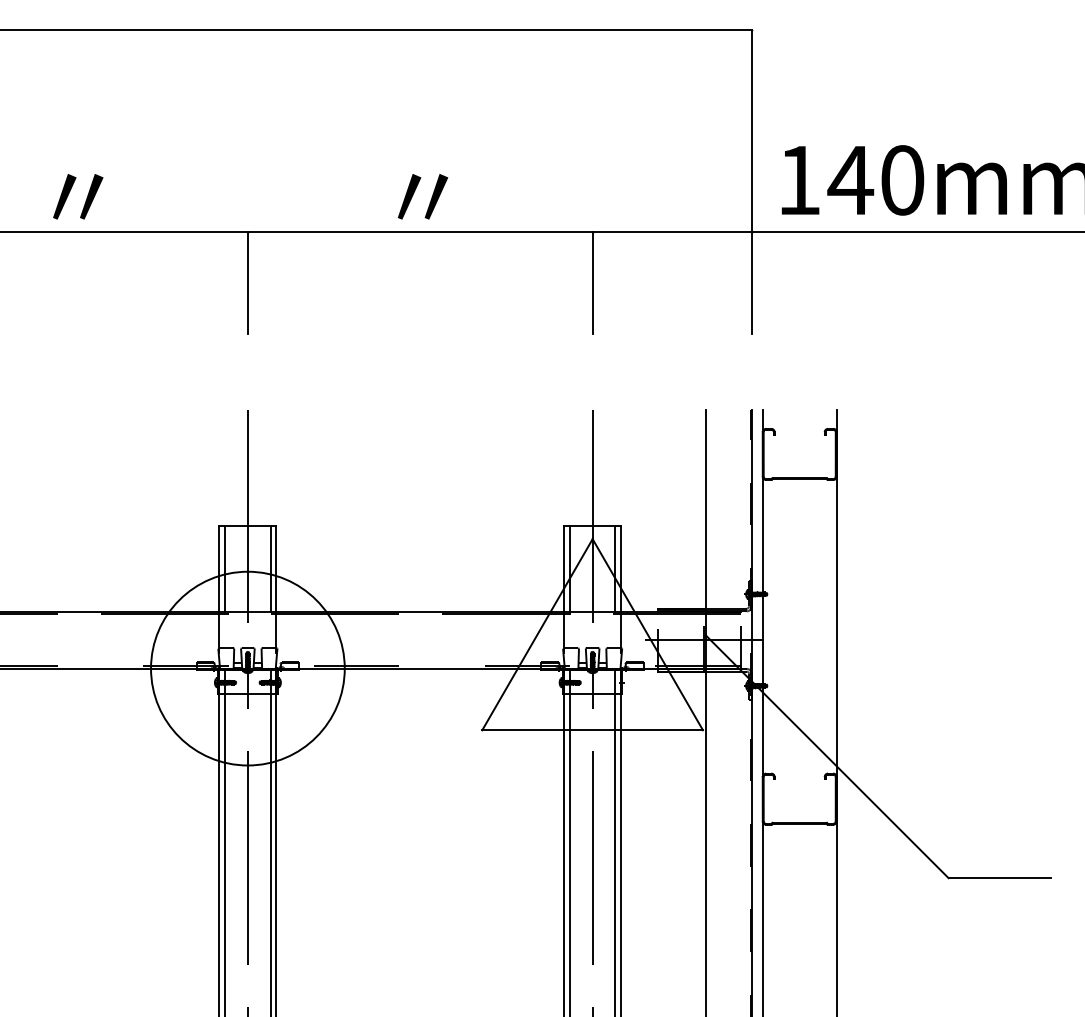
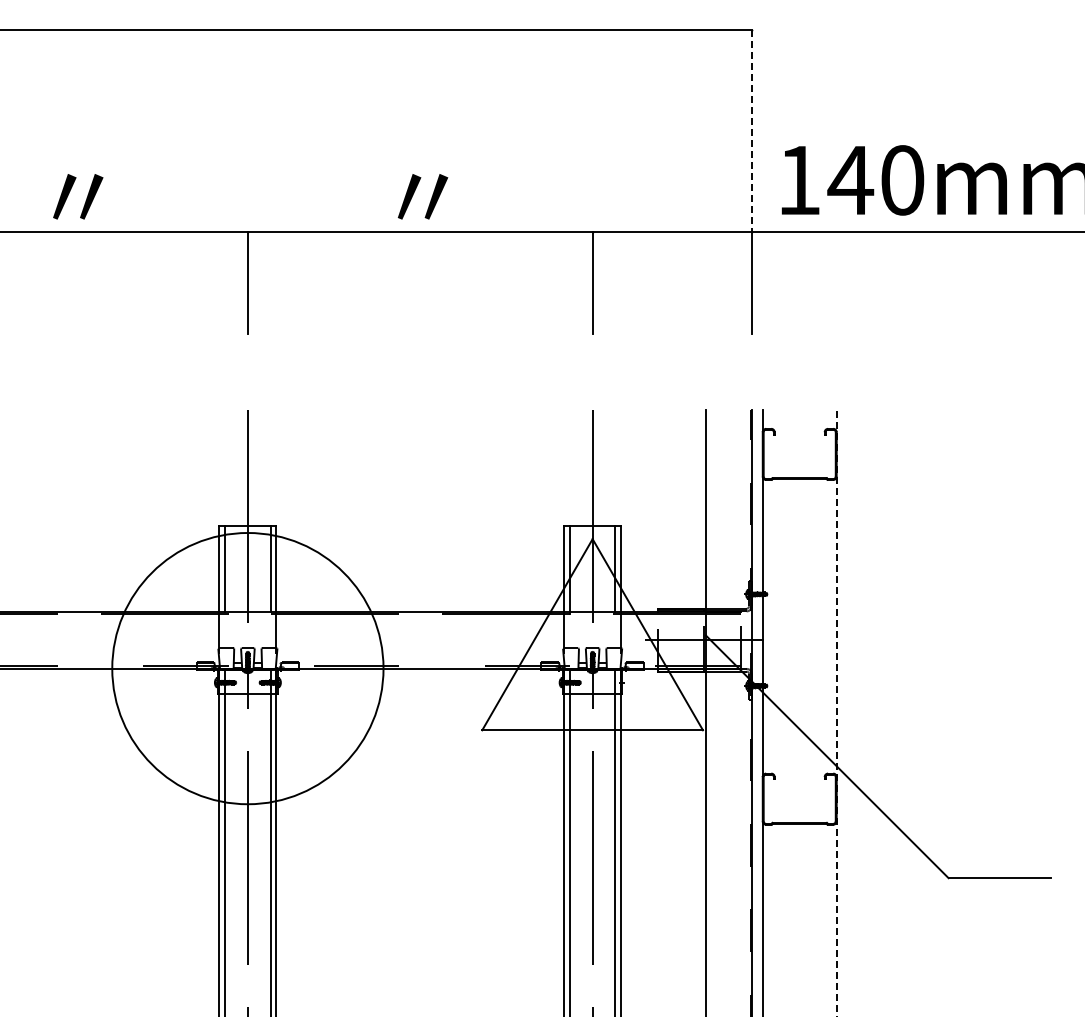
line: solid -> dashed (751, 130)
circle diameter: 194 px -> 271 px (247, 668)
line: solid -> dashed (836, 712)
